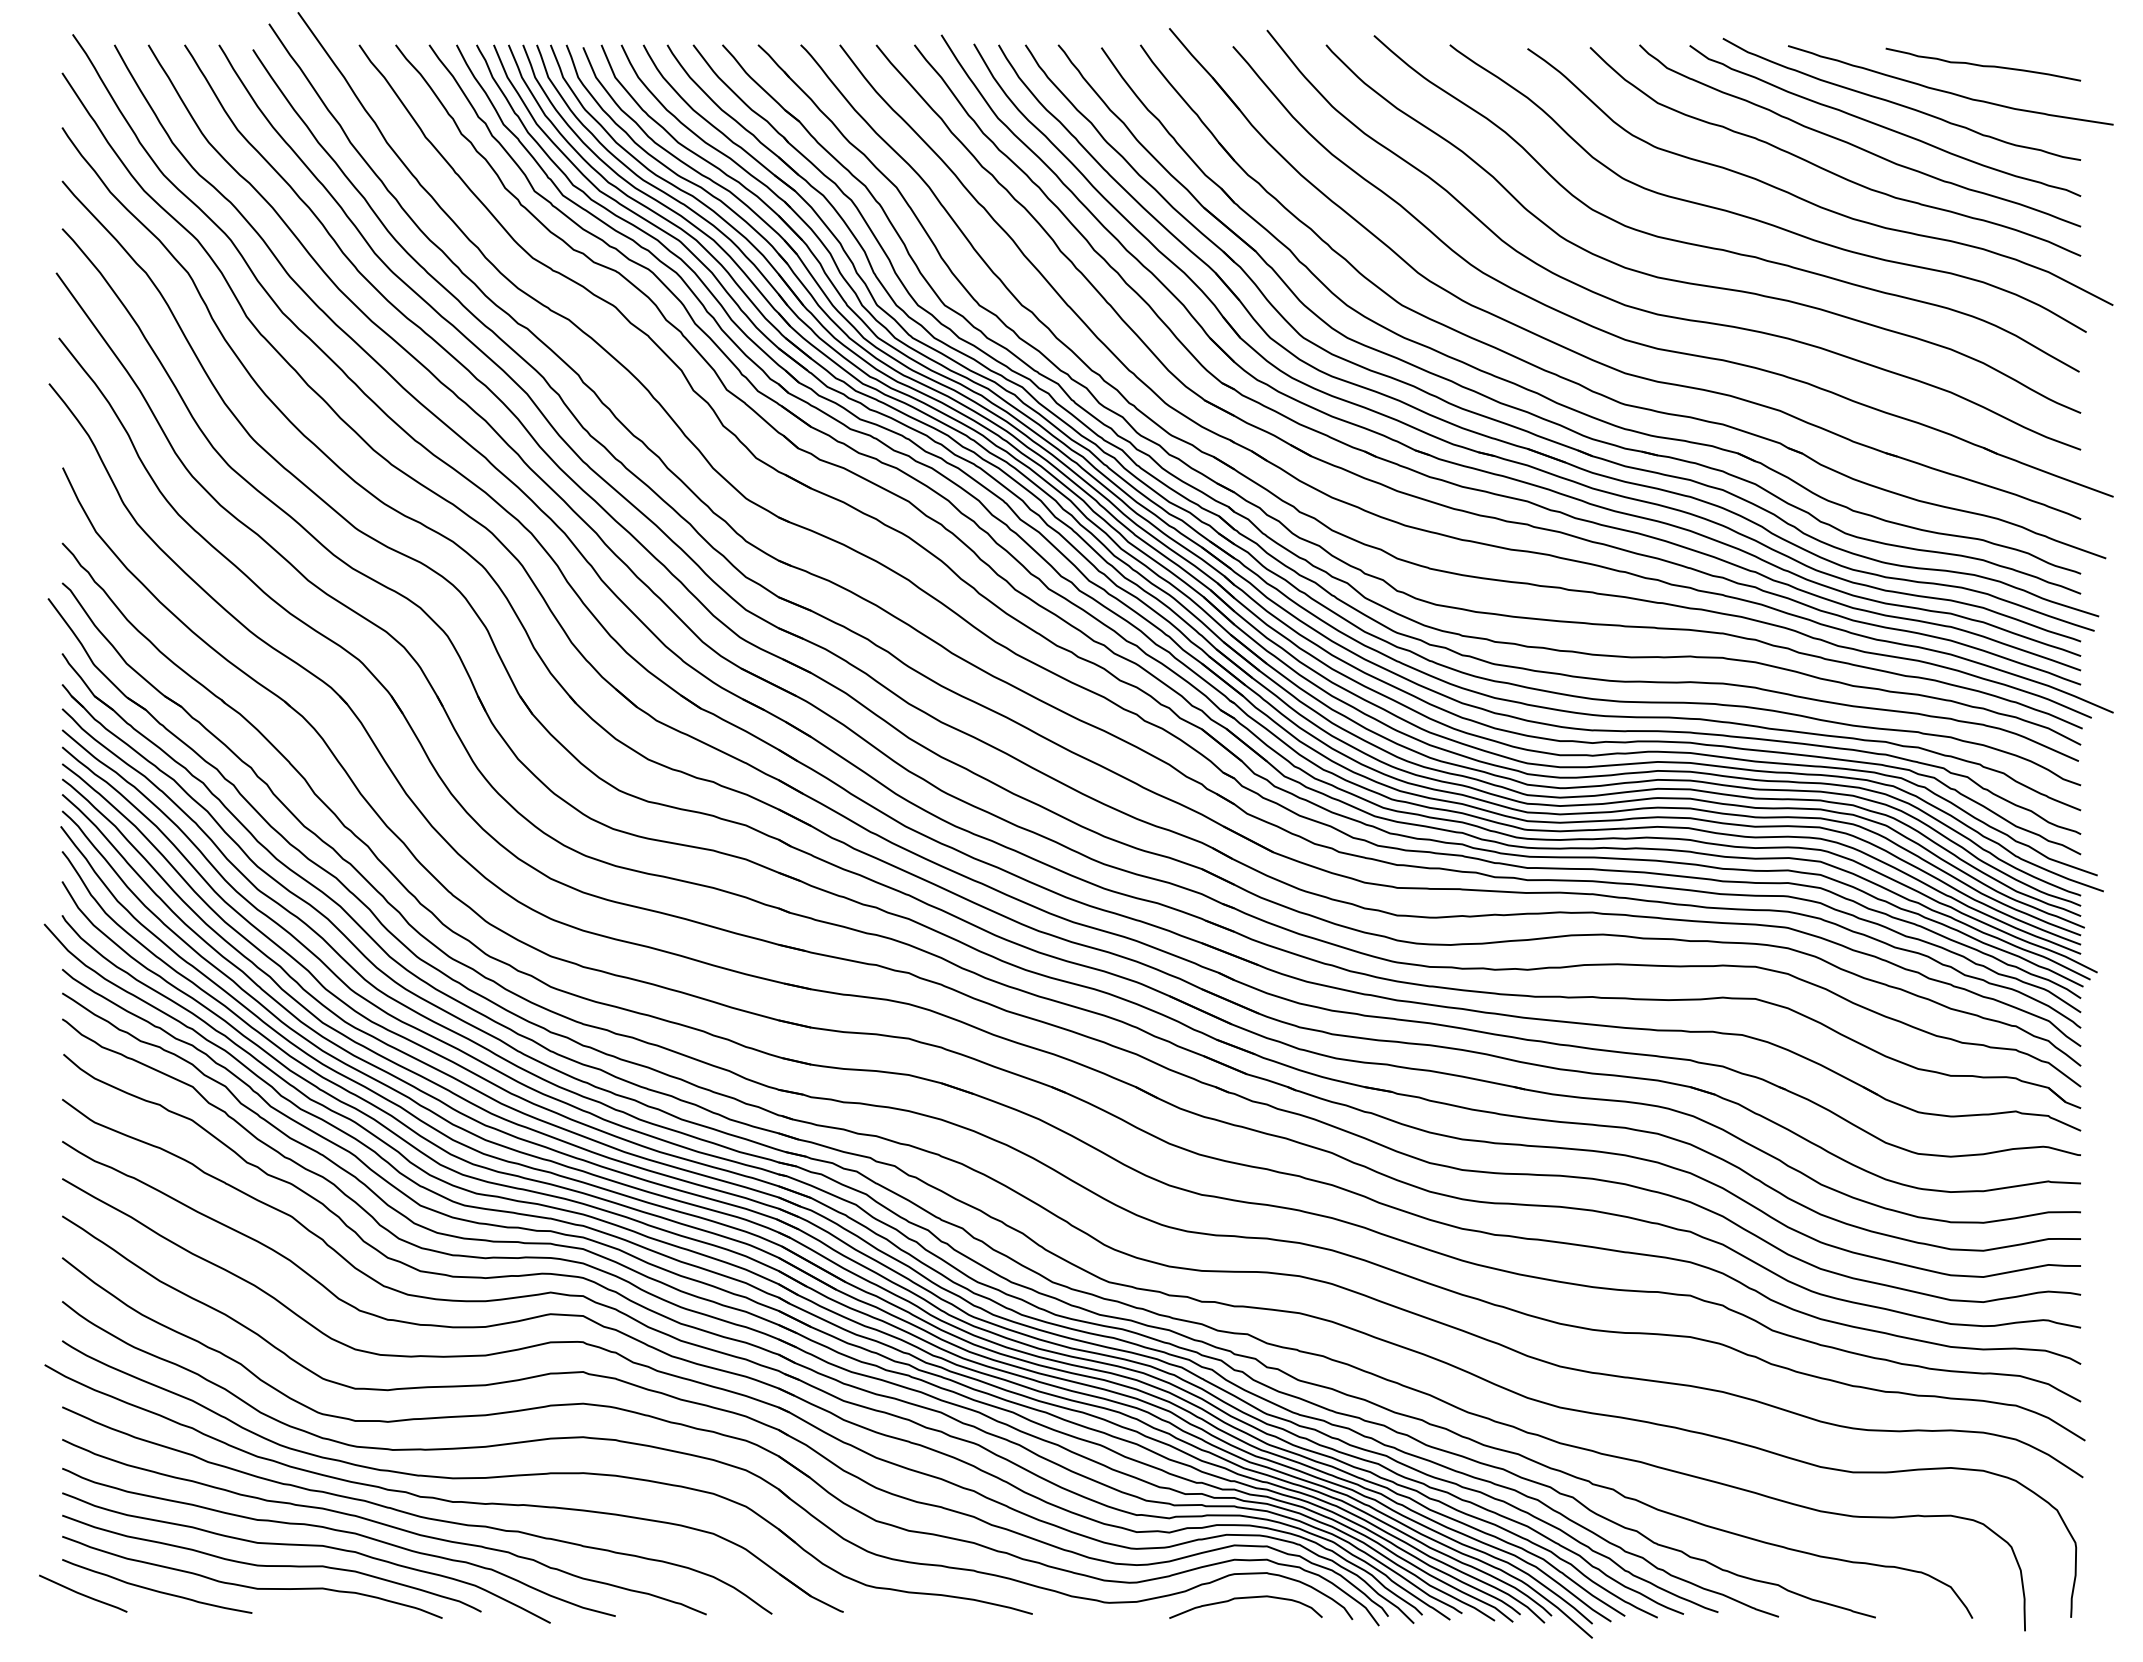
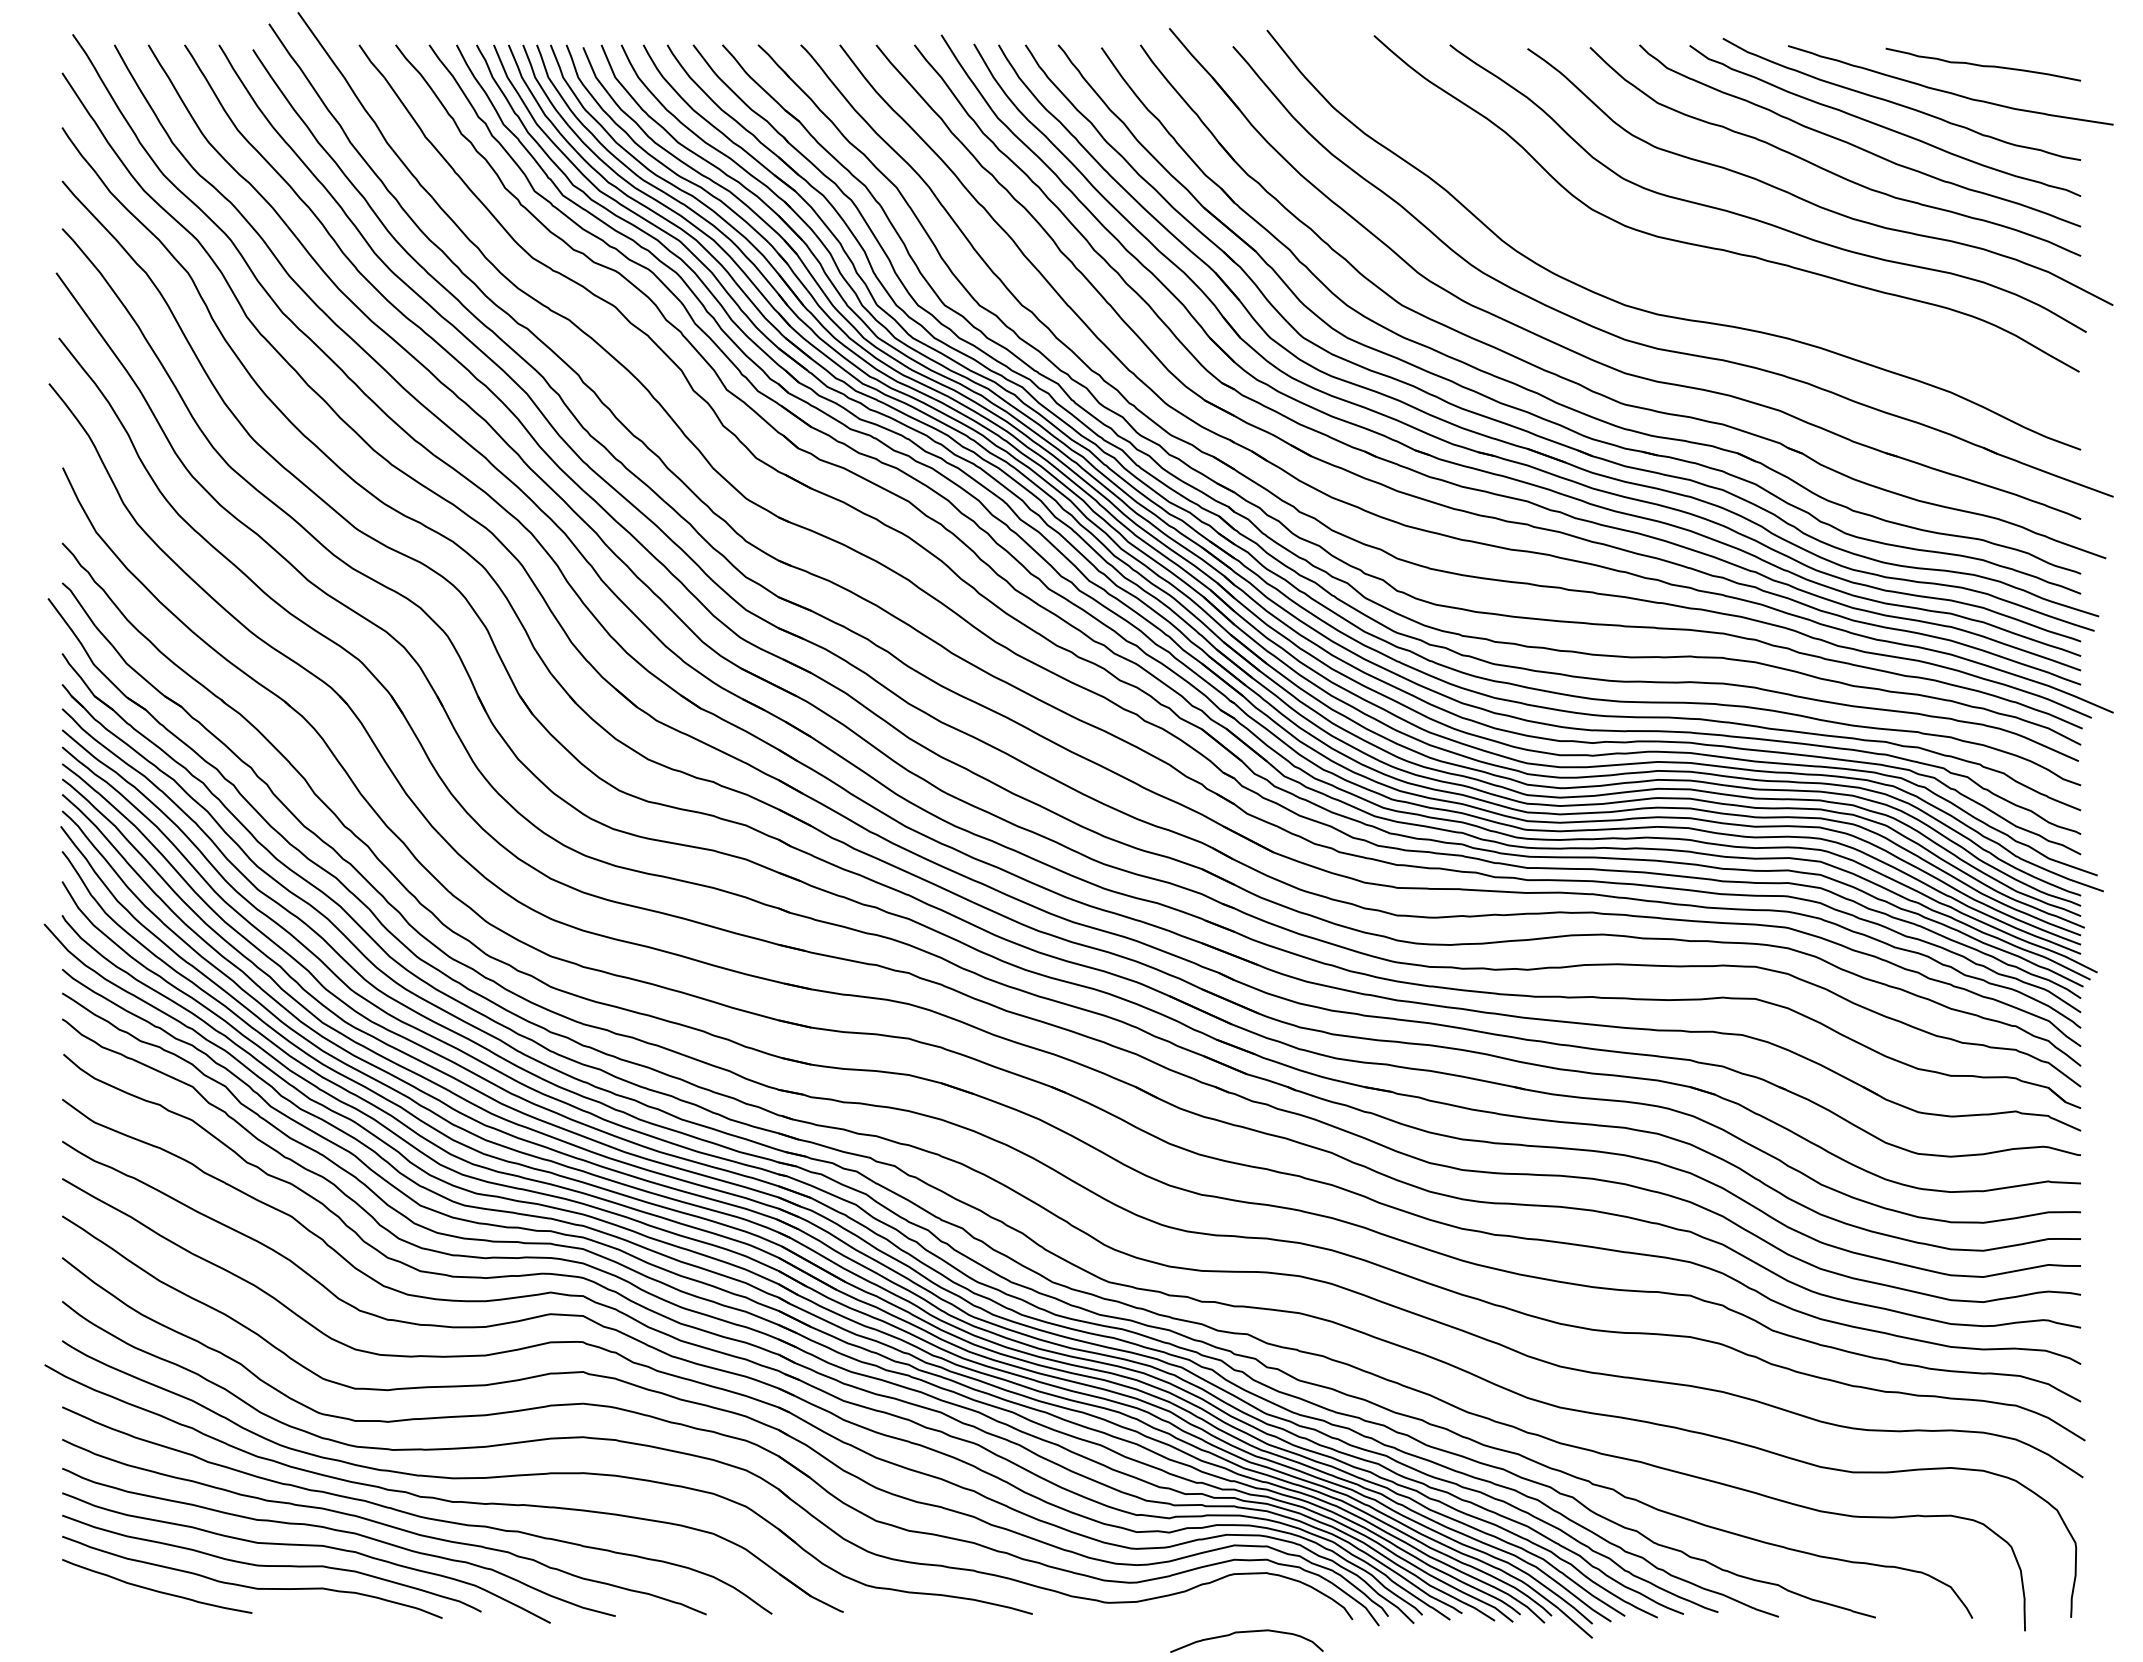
curve: present -> none (1698, 283)
line: present -> none (82, 1593)
curve position: (1245, 1598) -> (1246, 1632) (1246, 1632)
